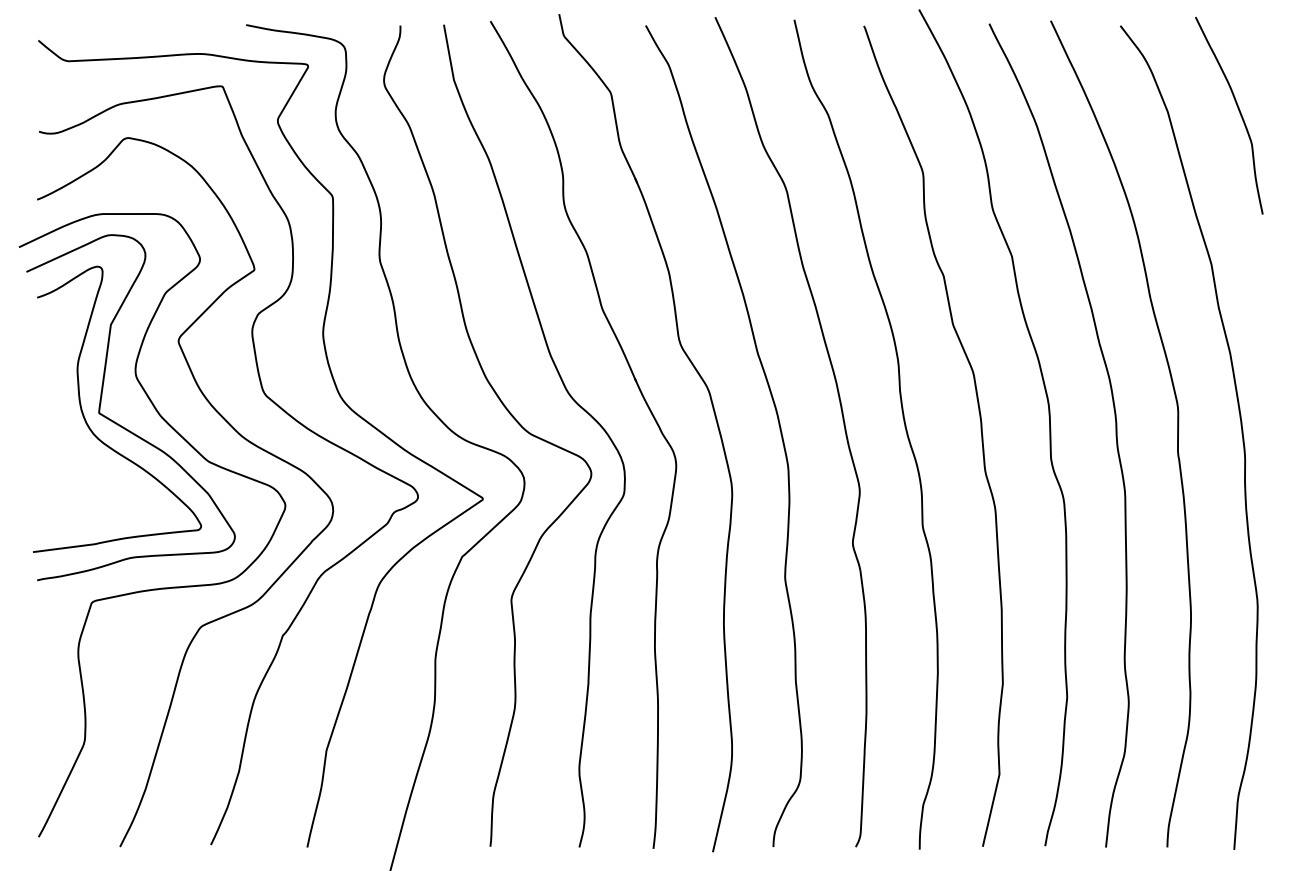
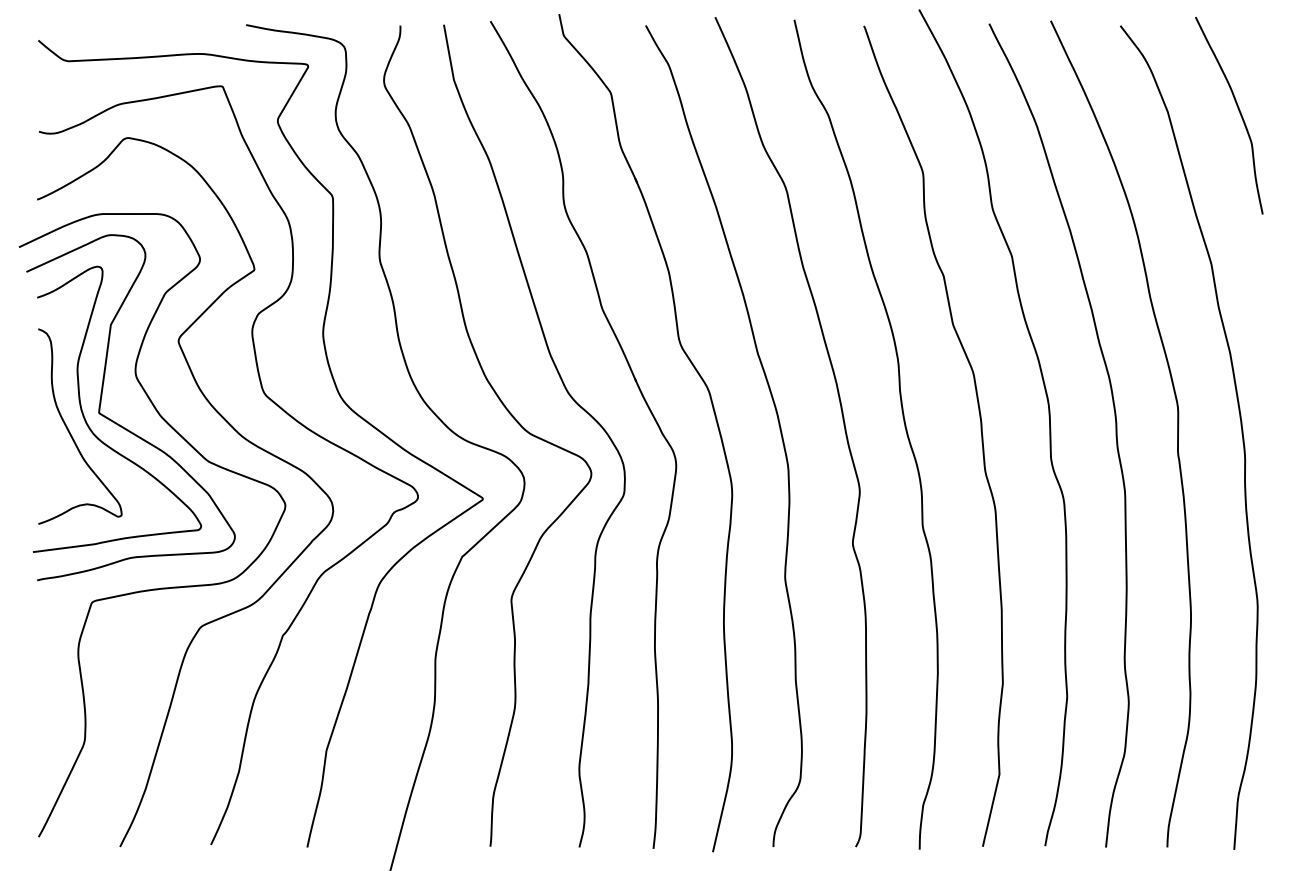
curve: none -> present (70, 432)
